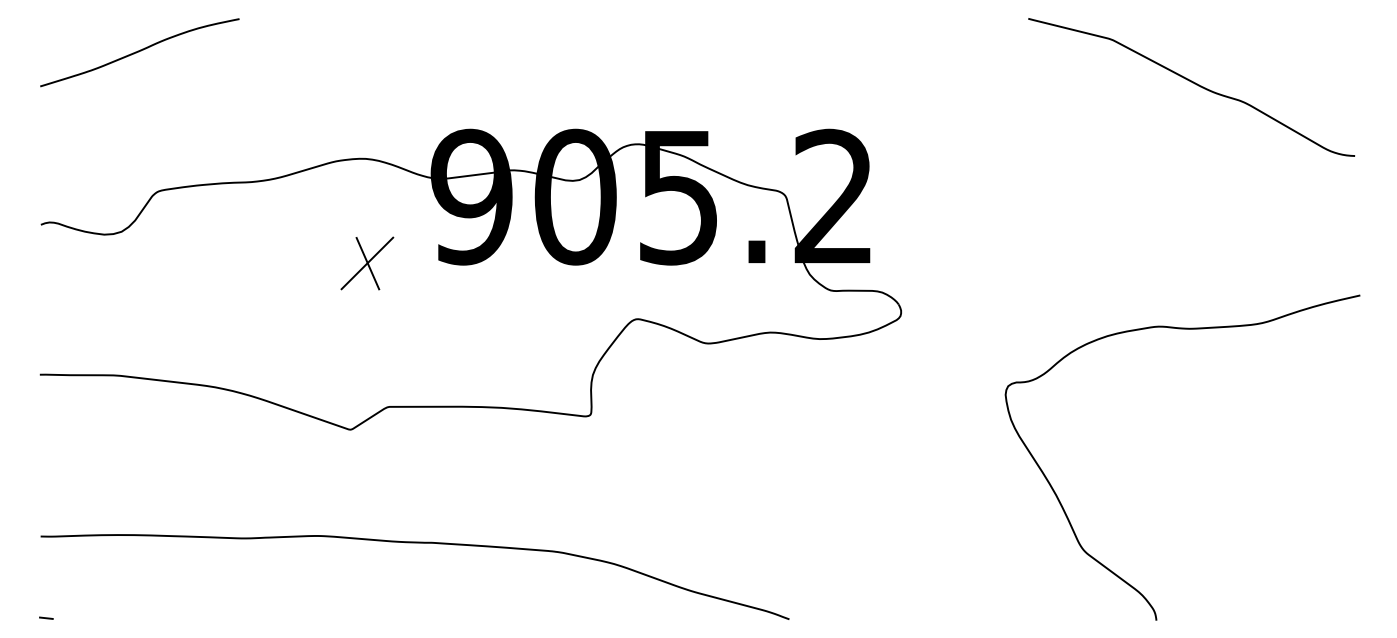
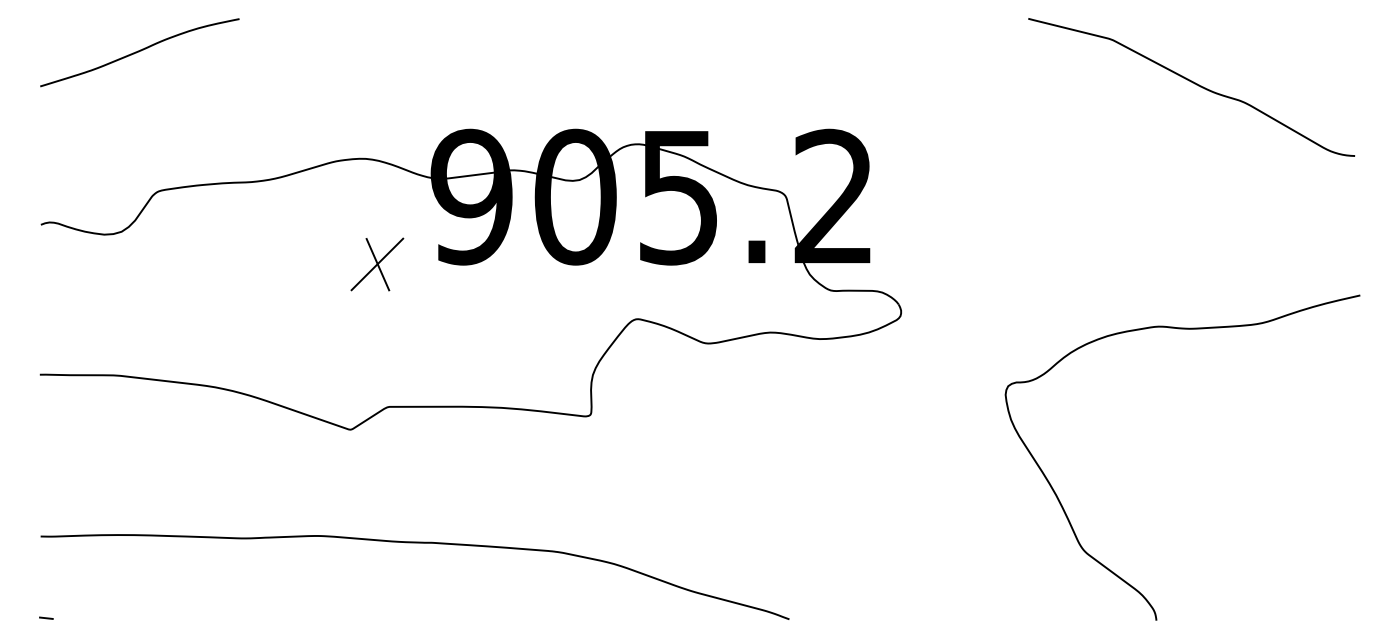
part position: (367, 263) -> (377, 264) (377, 264)
